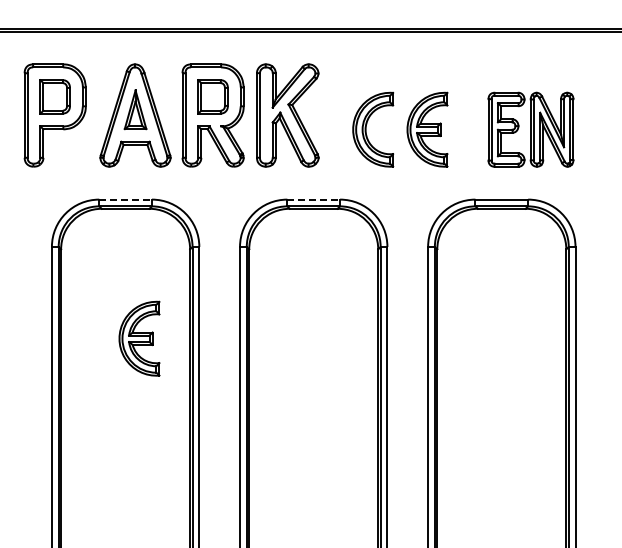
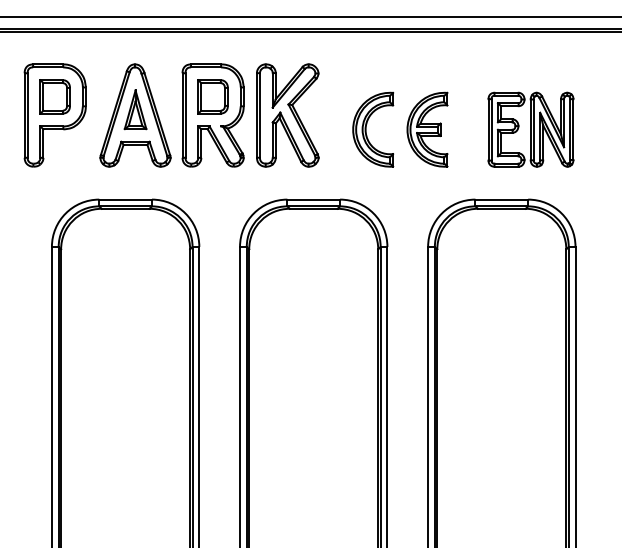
line: none -> present (310, 16)
line: dashed -> solid (126, 199)
line: dashed -> solid (314, 199)
part: present -> none (139, 338)
